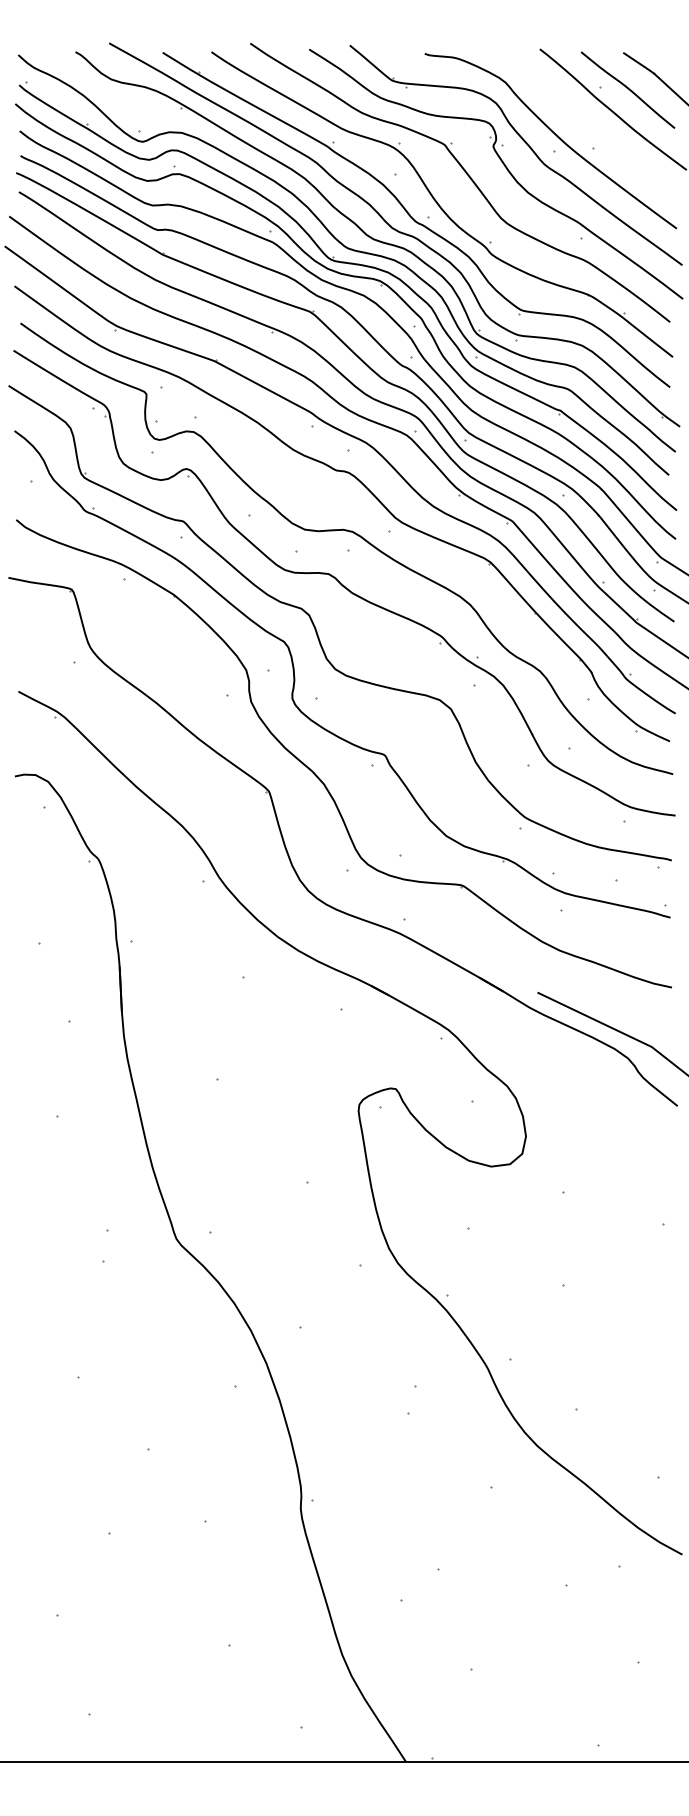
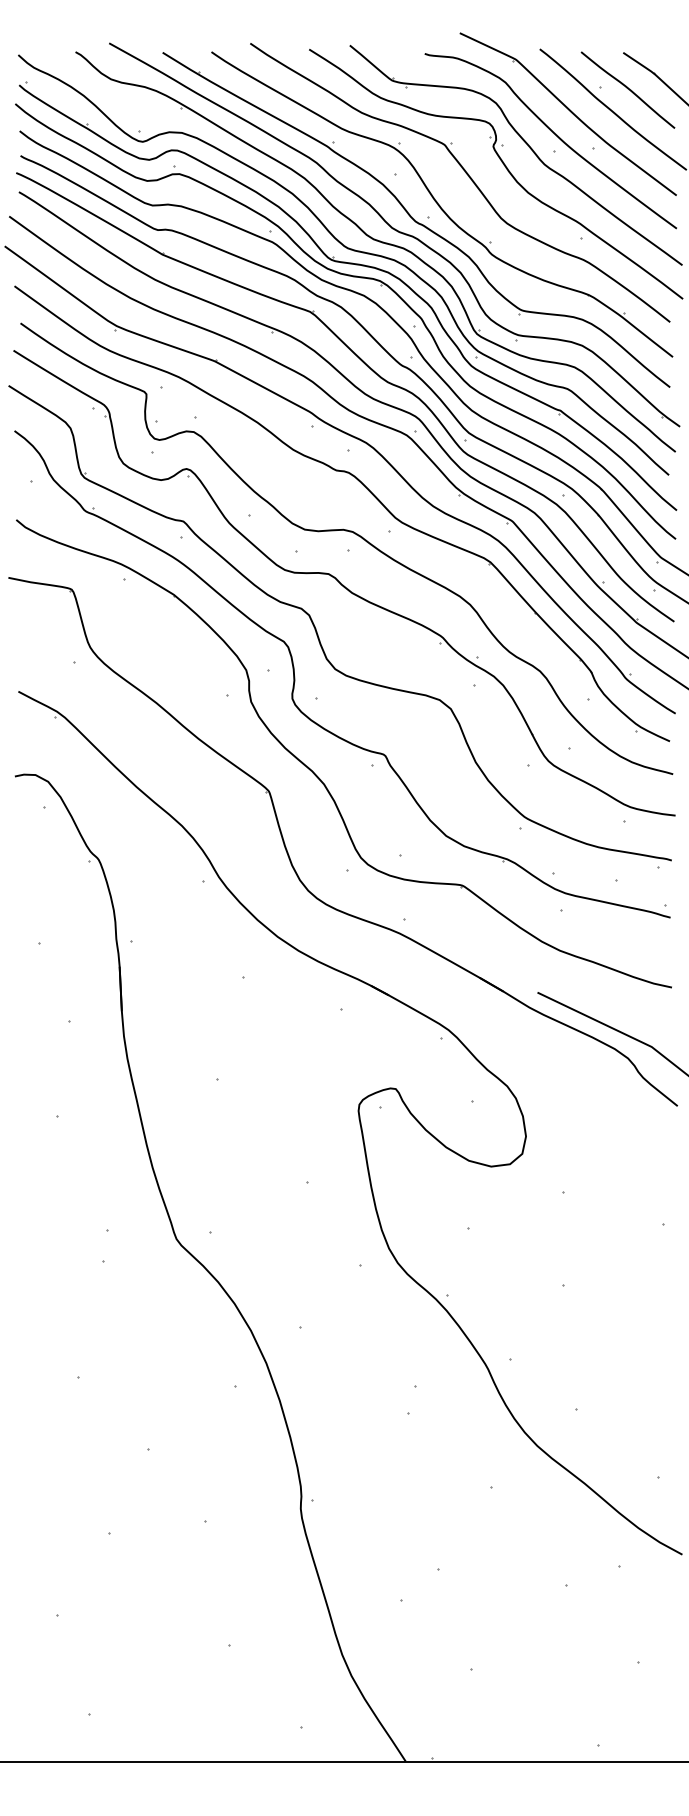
part: none -> present (567, 113)
